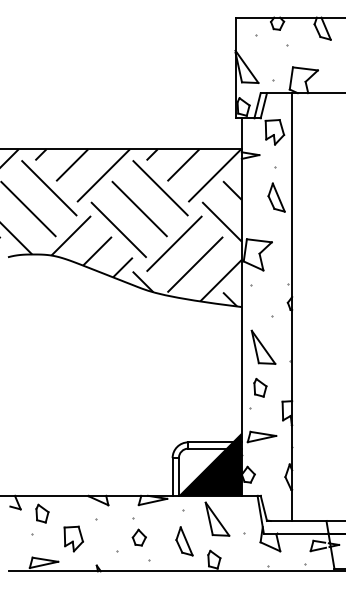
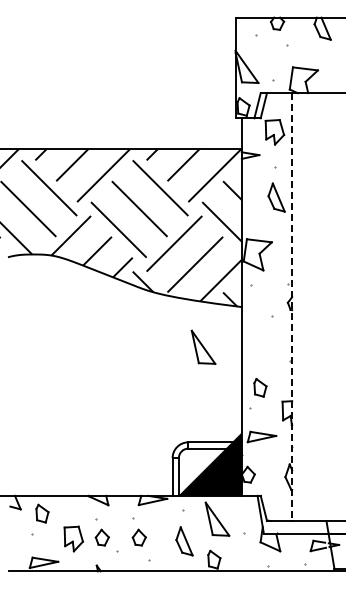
line: solid -> dashed (292, 307)
part position: (263, 346) -> (203, 346) (203, 346)
part: none -> present (101, 537)
